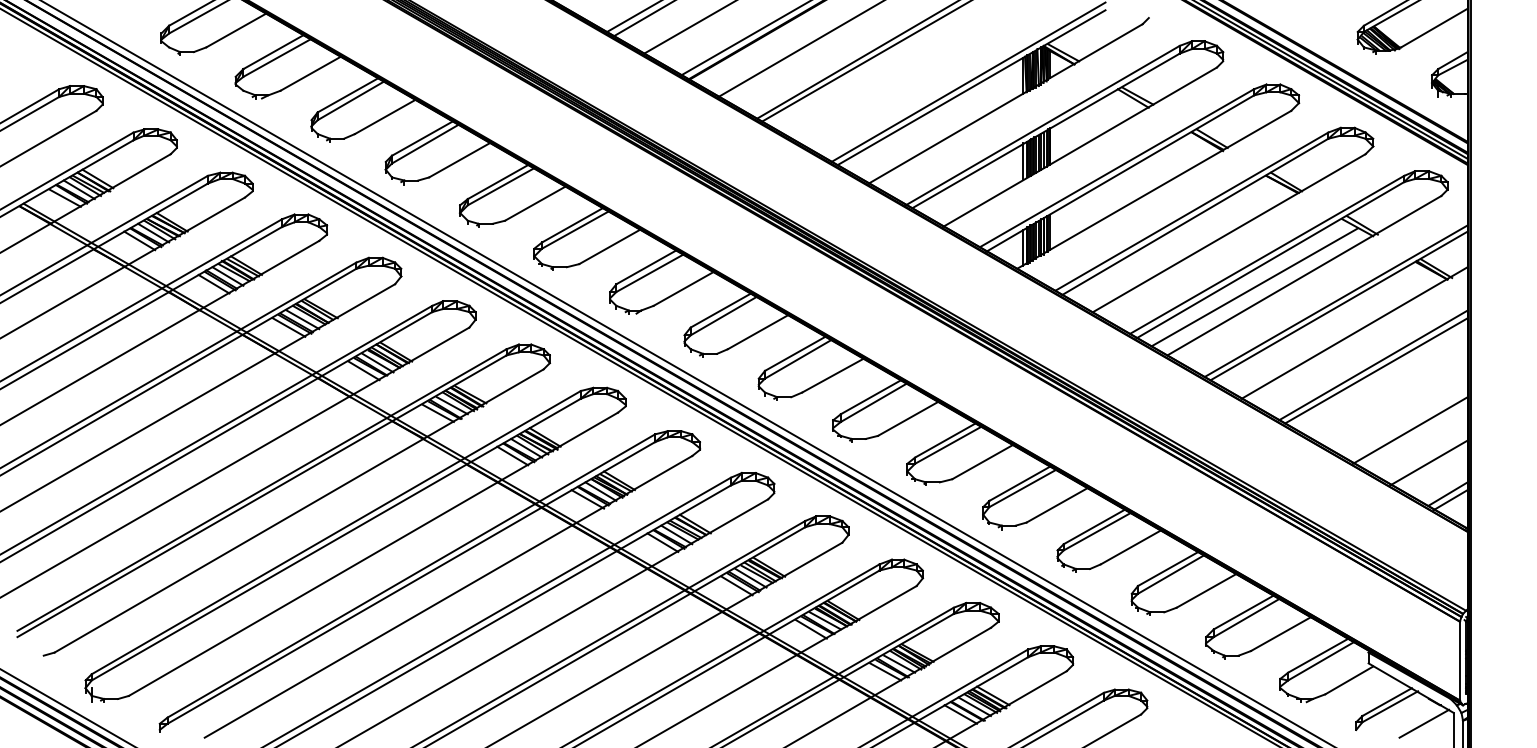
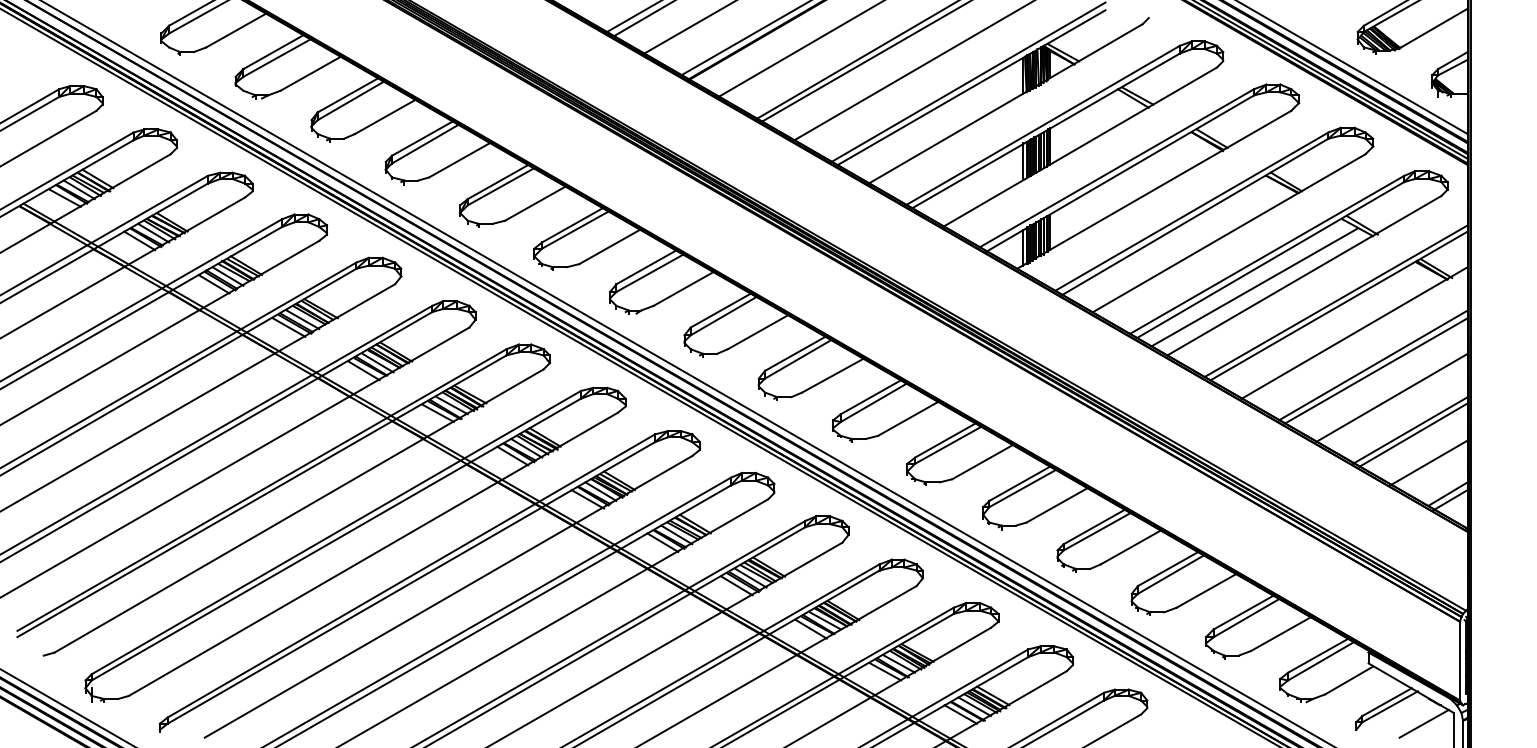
line: none -> present (1352, 68)
line: none -> present (912, 71)
line: none -> present (1391, 397)
line: none -> present (1413, 434)
